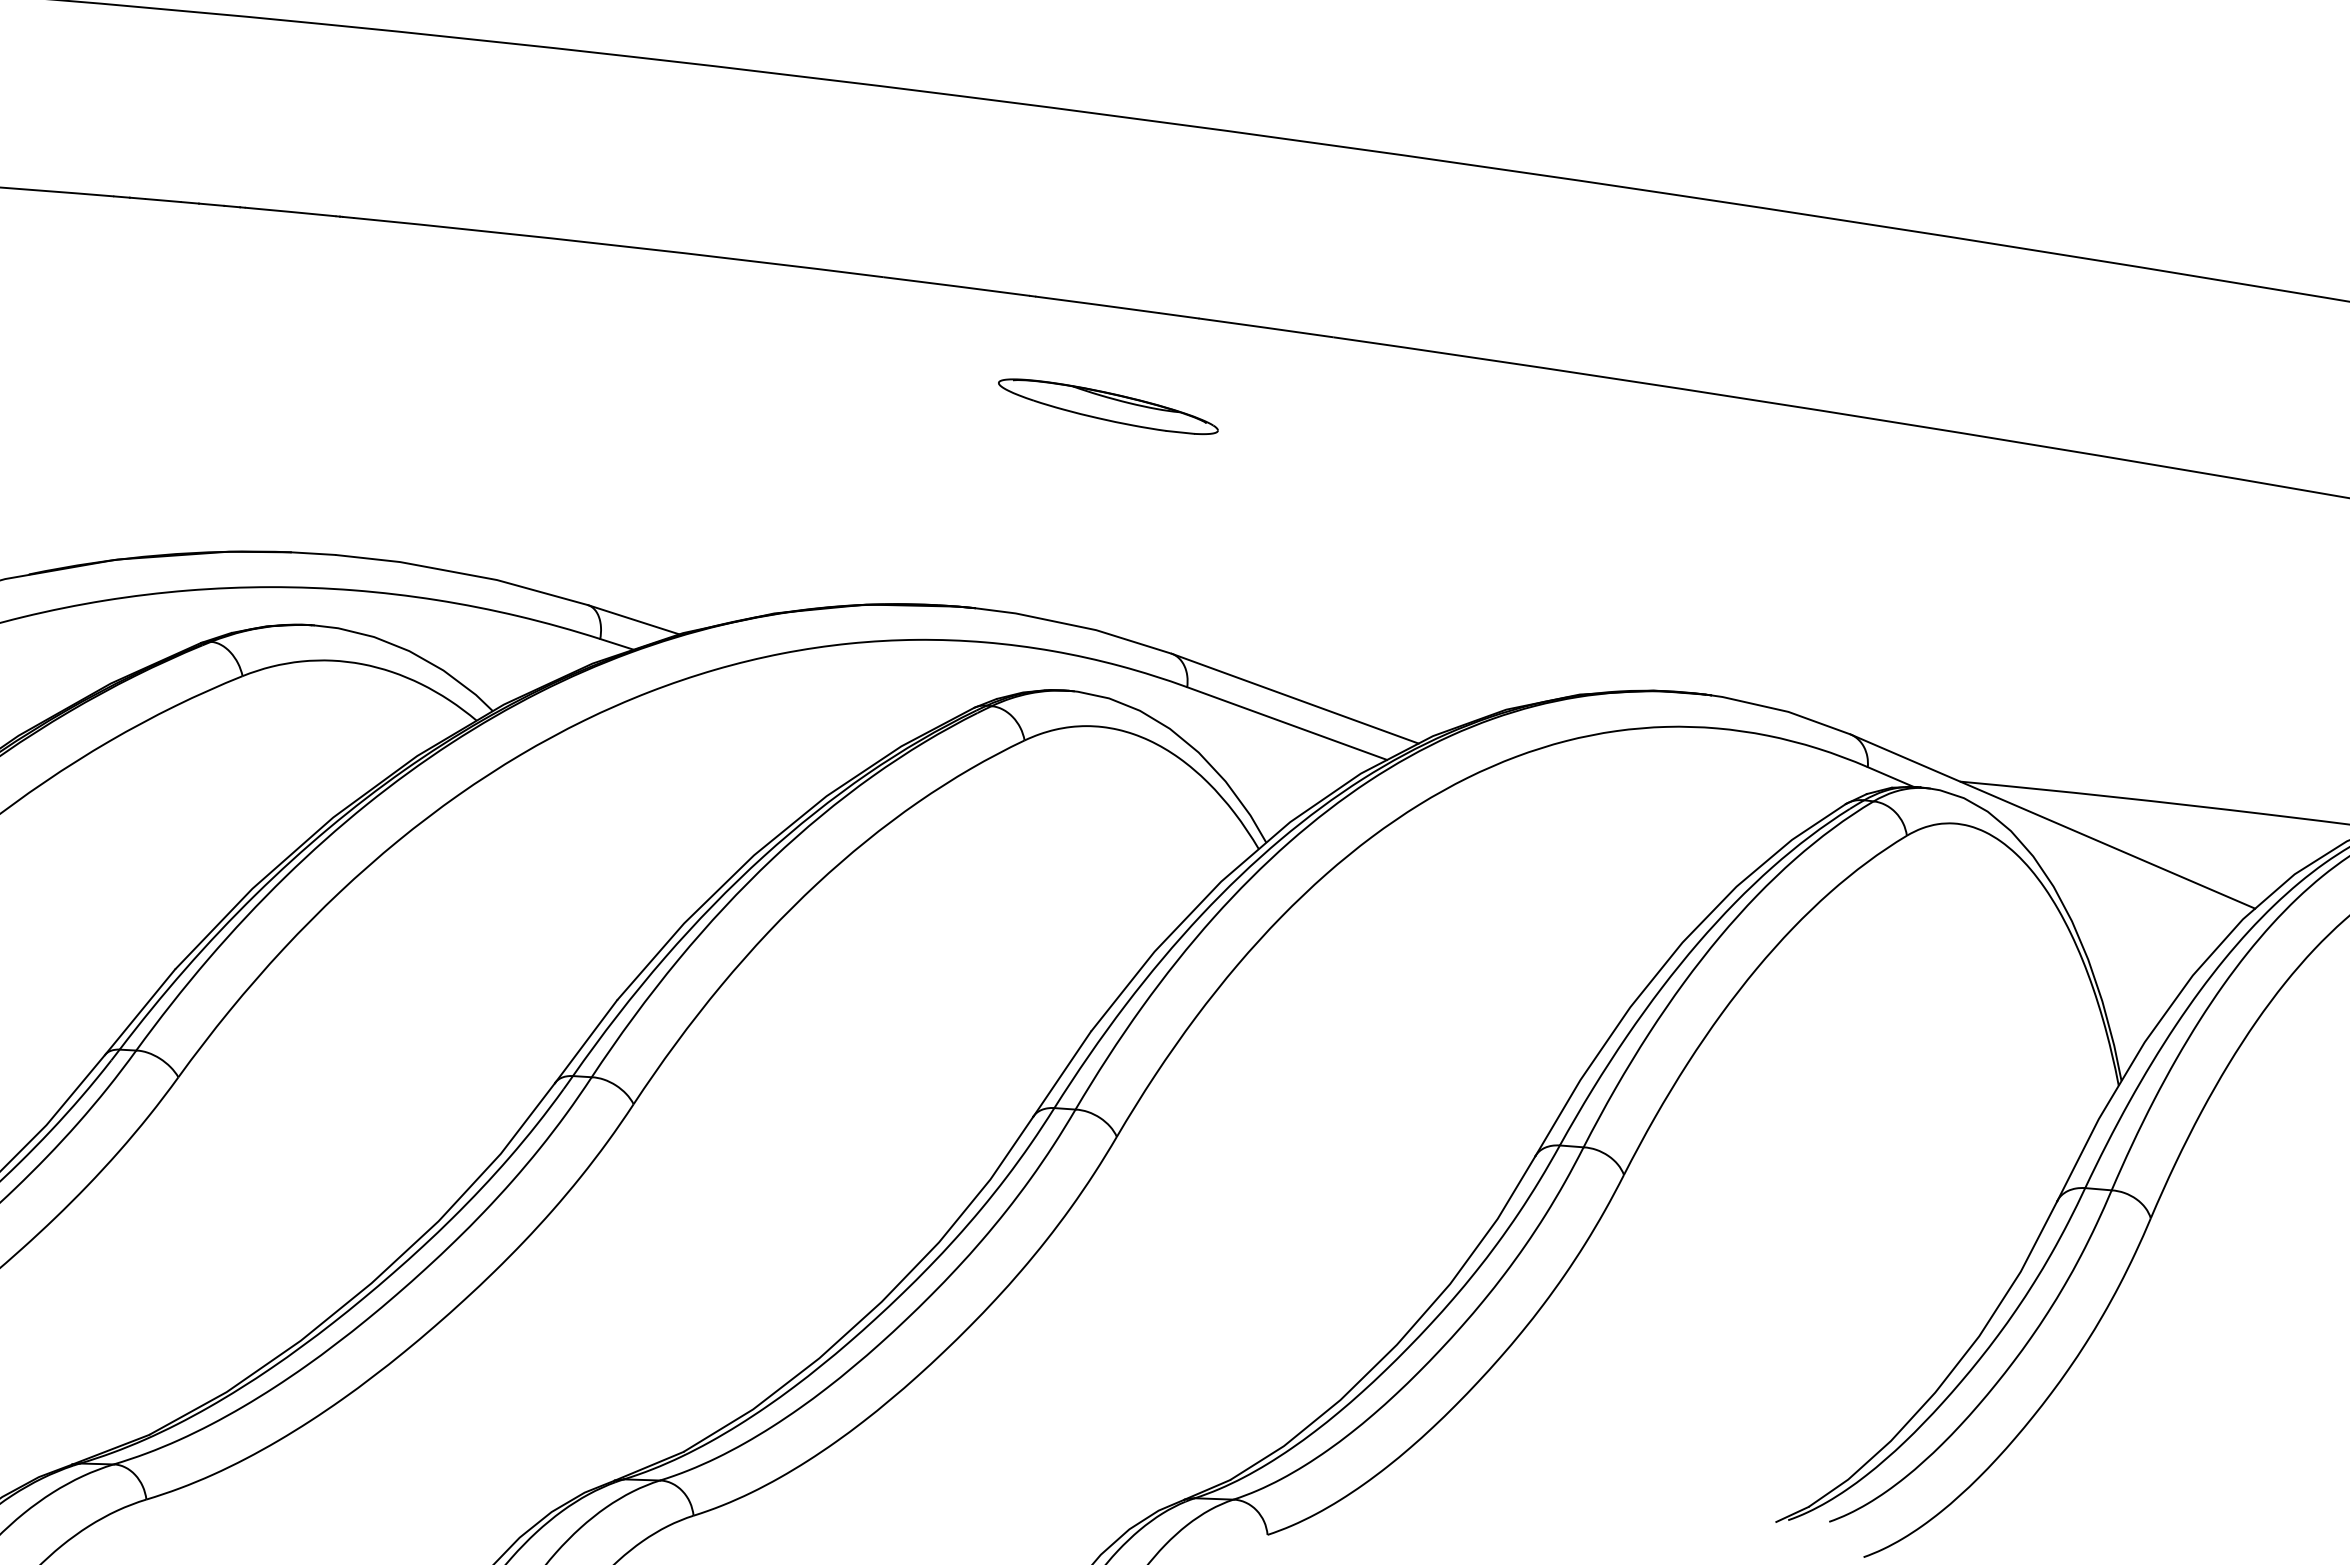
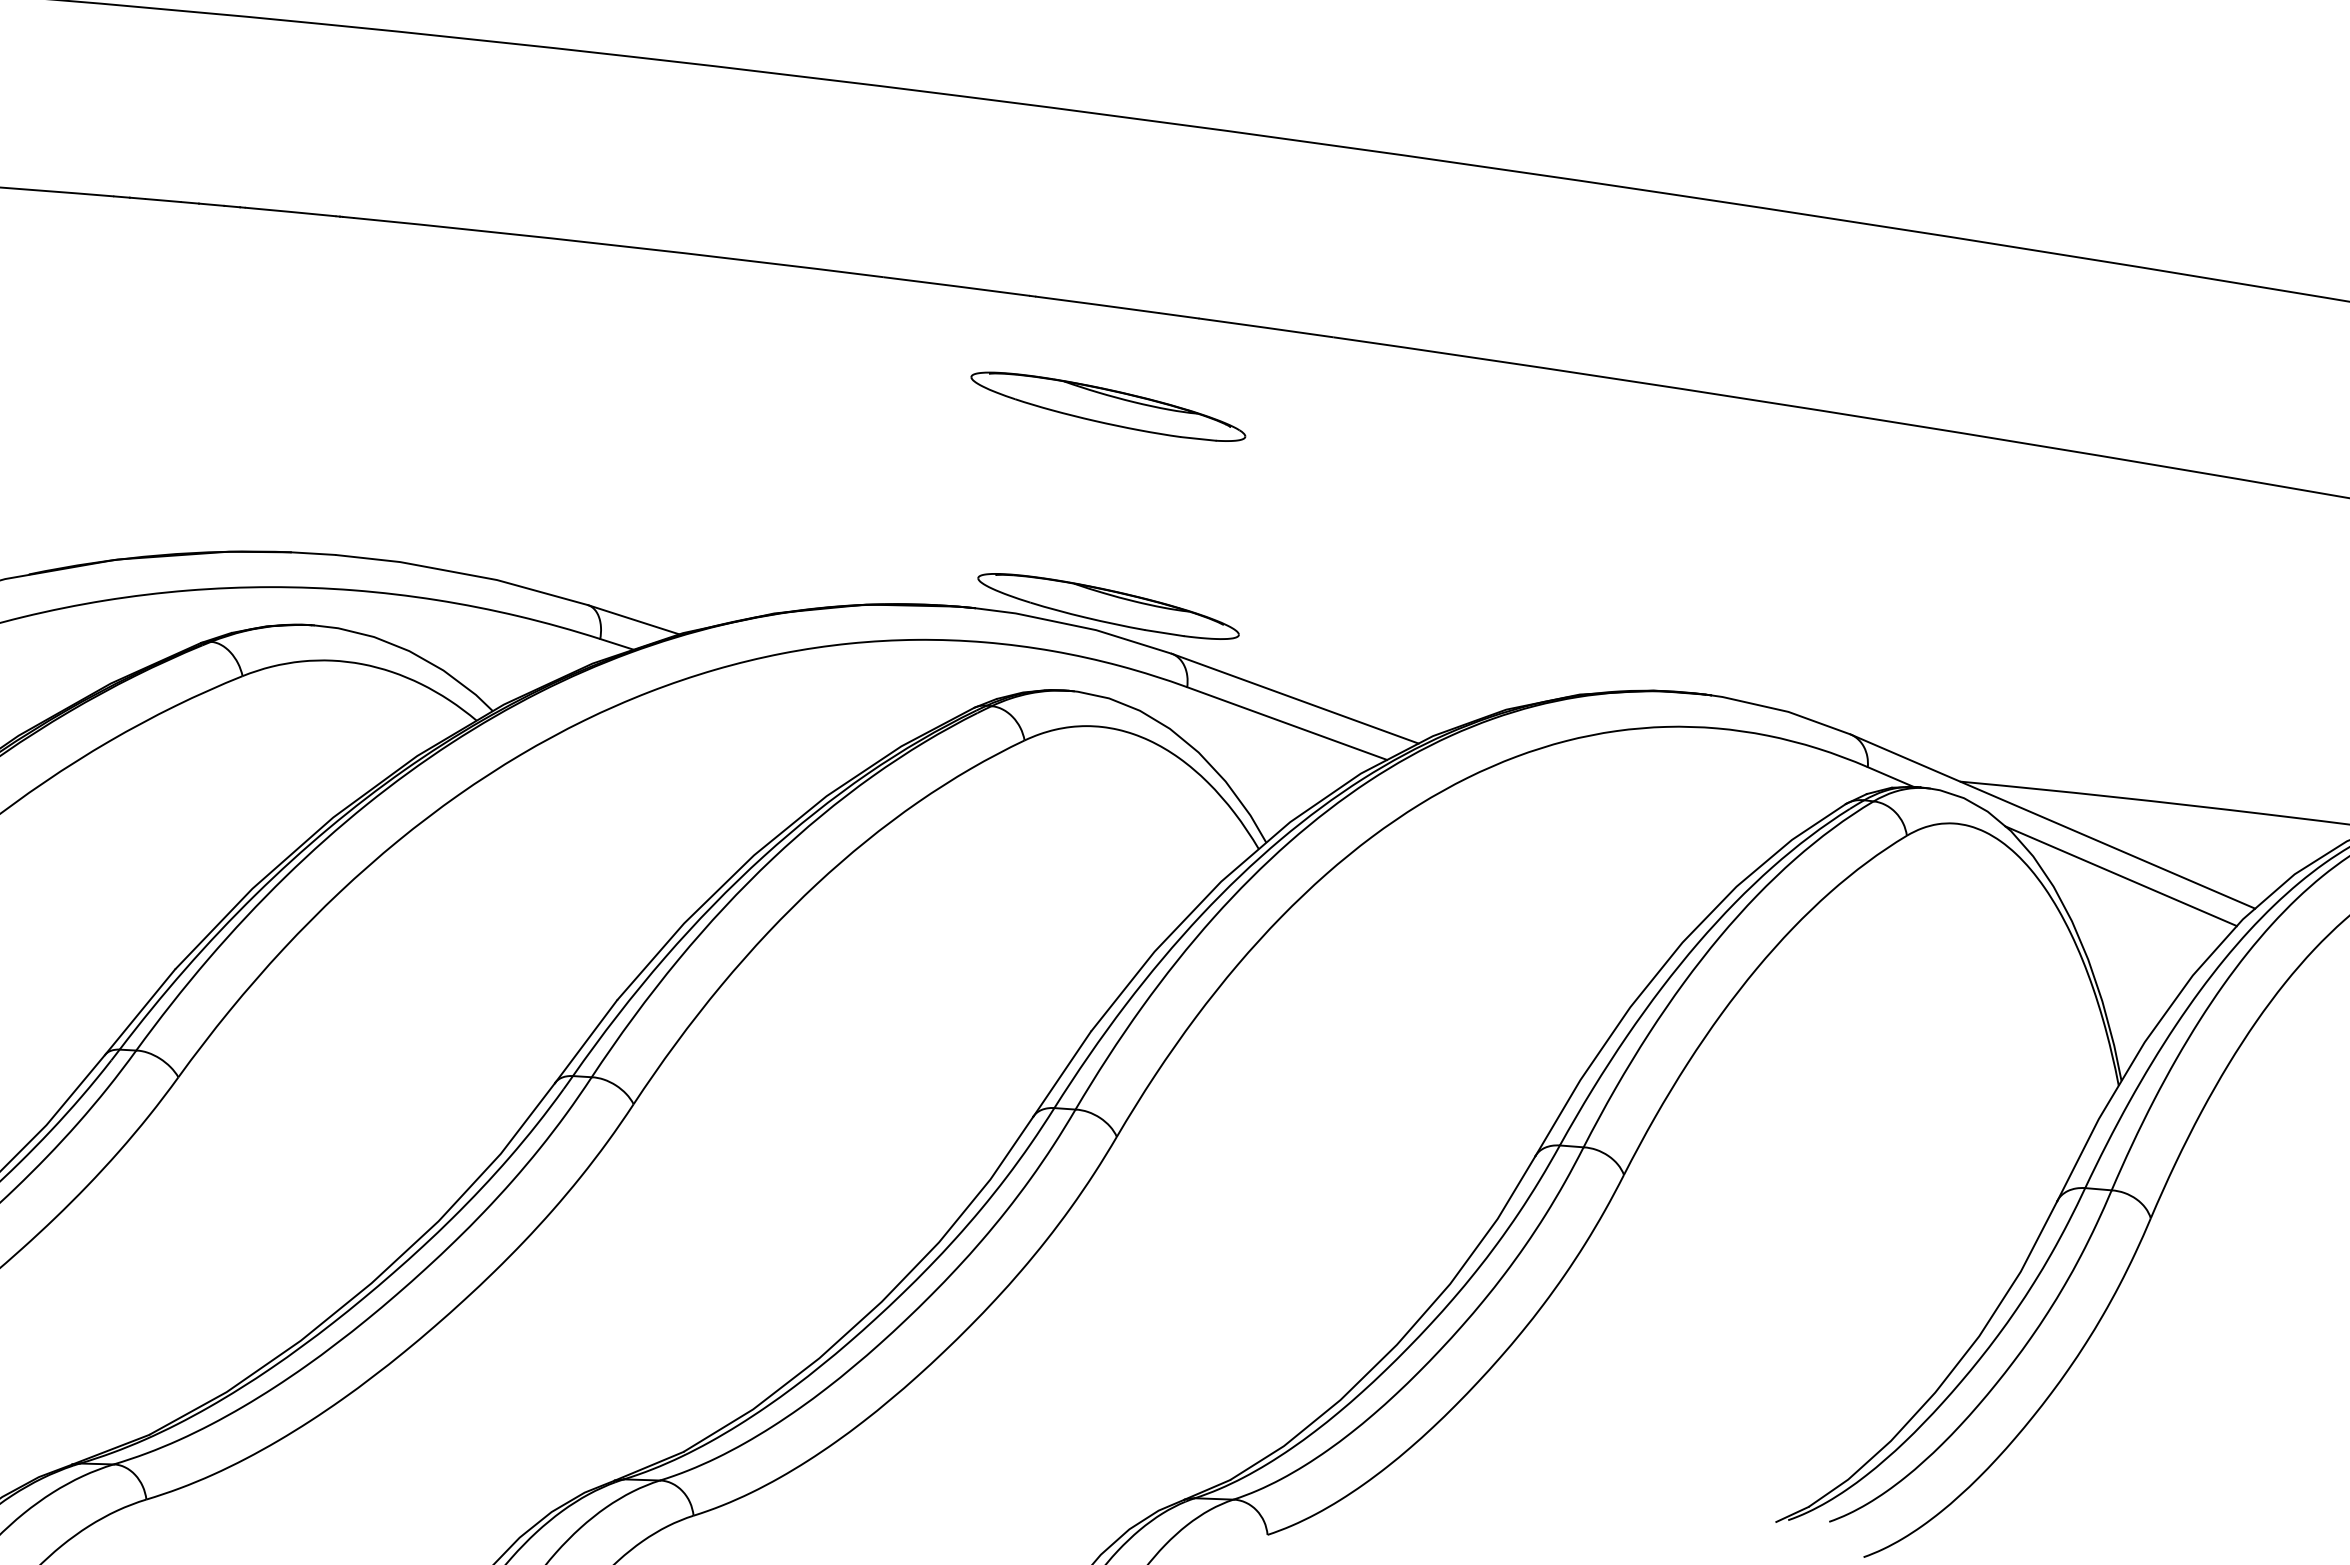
part size: 221x58 px -> 277x71 px (1108, 406)
part: none -> present (1108, 606)
line: none -> present (2120, 876)
